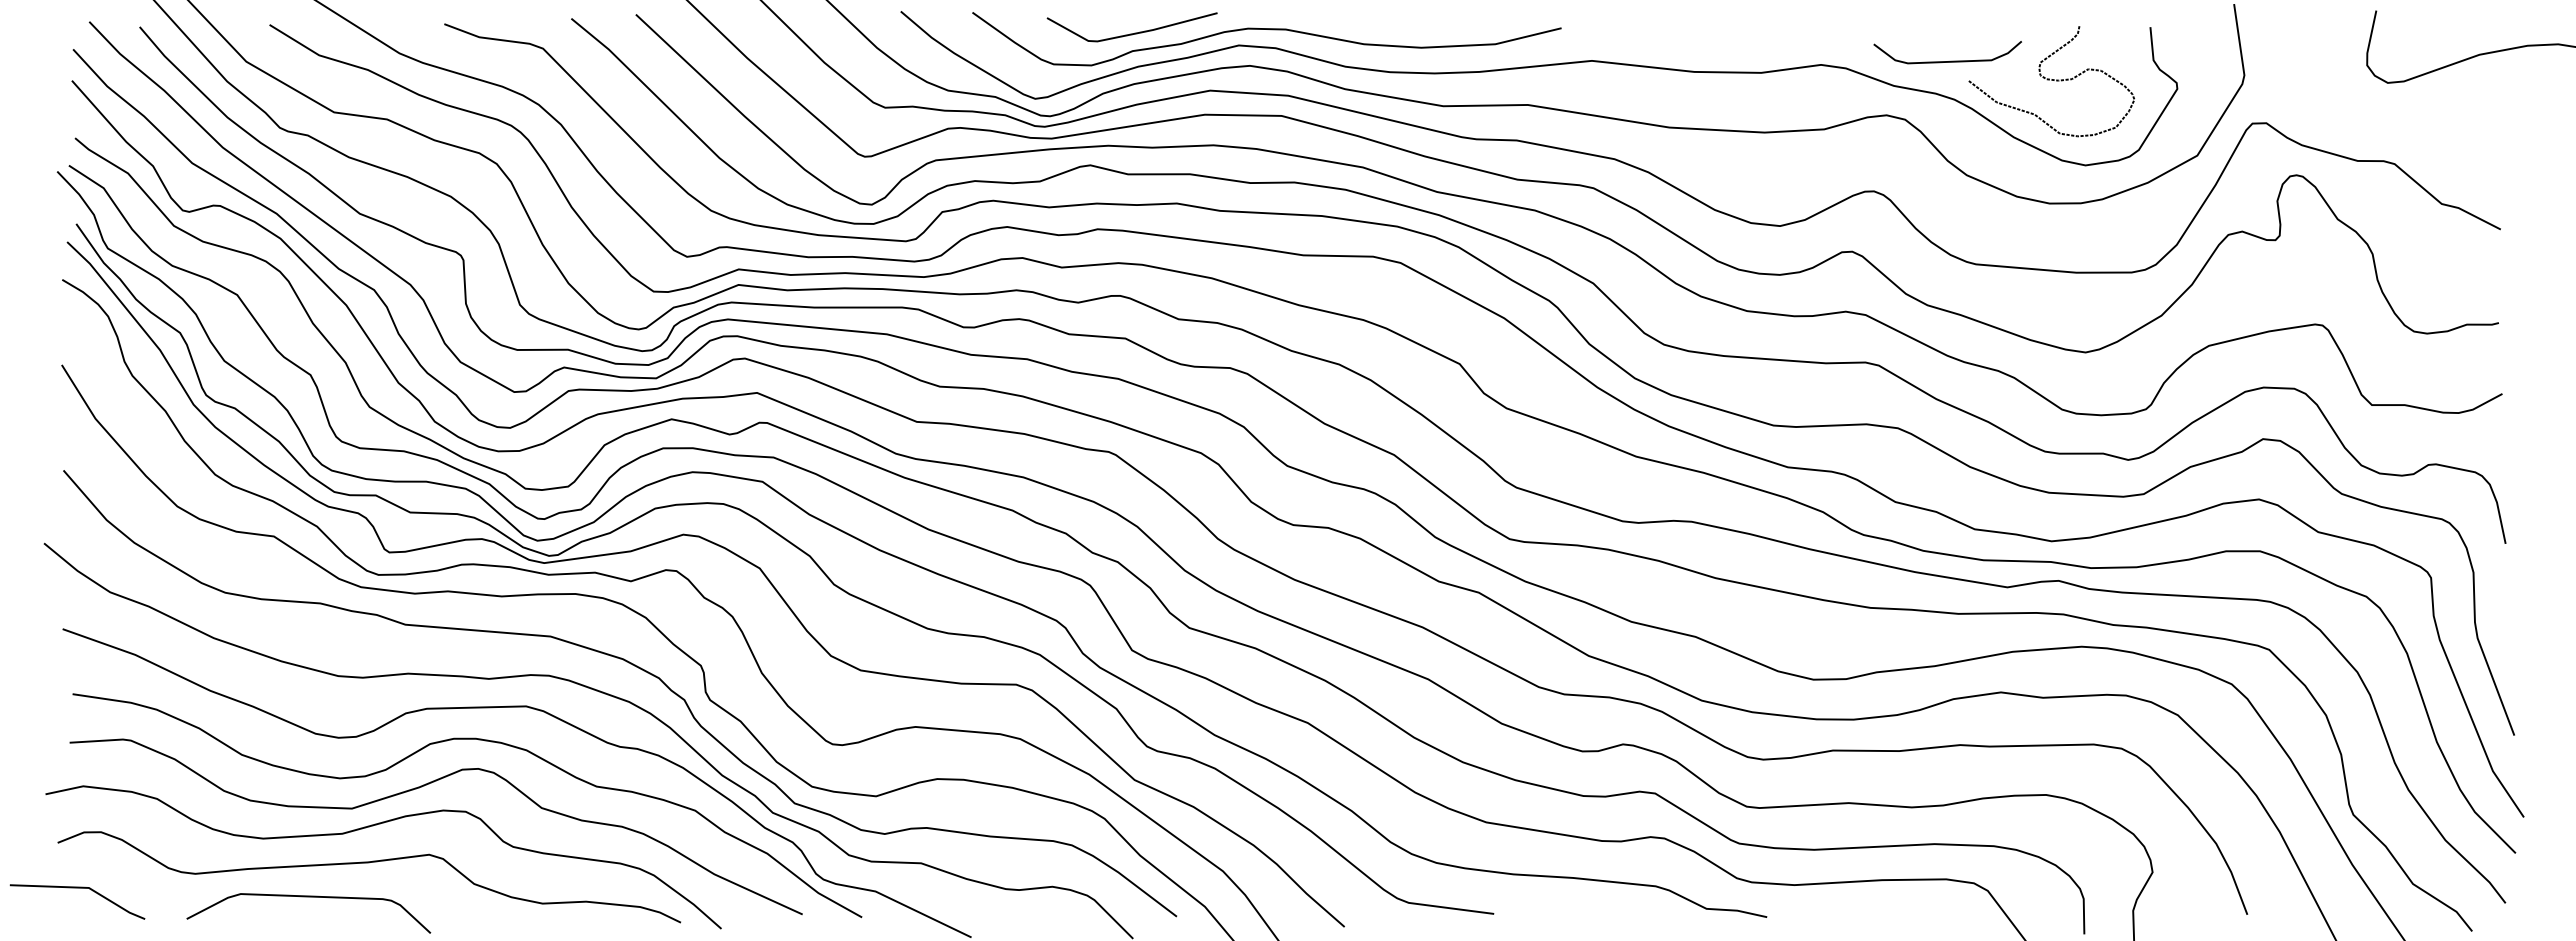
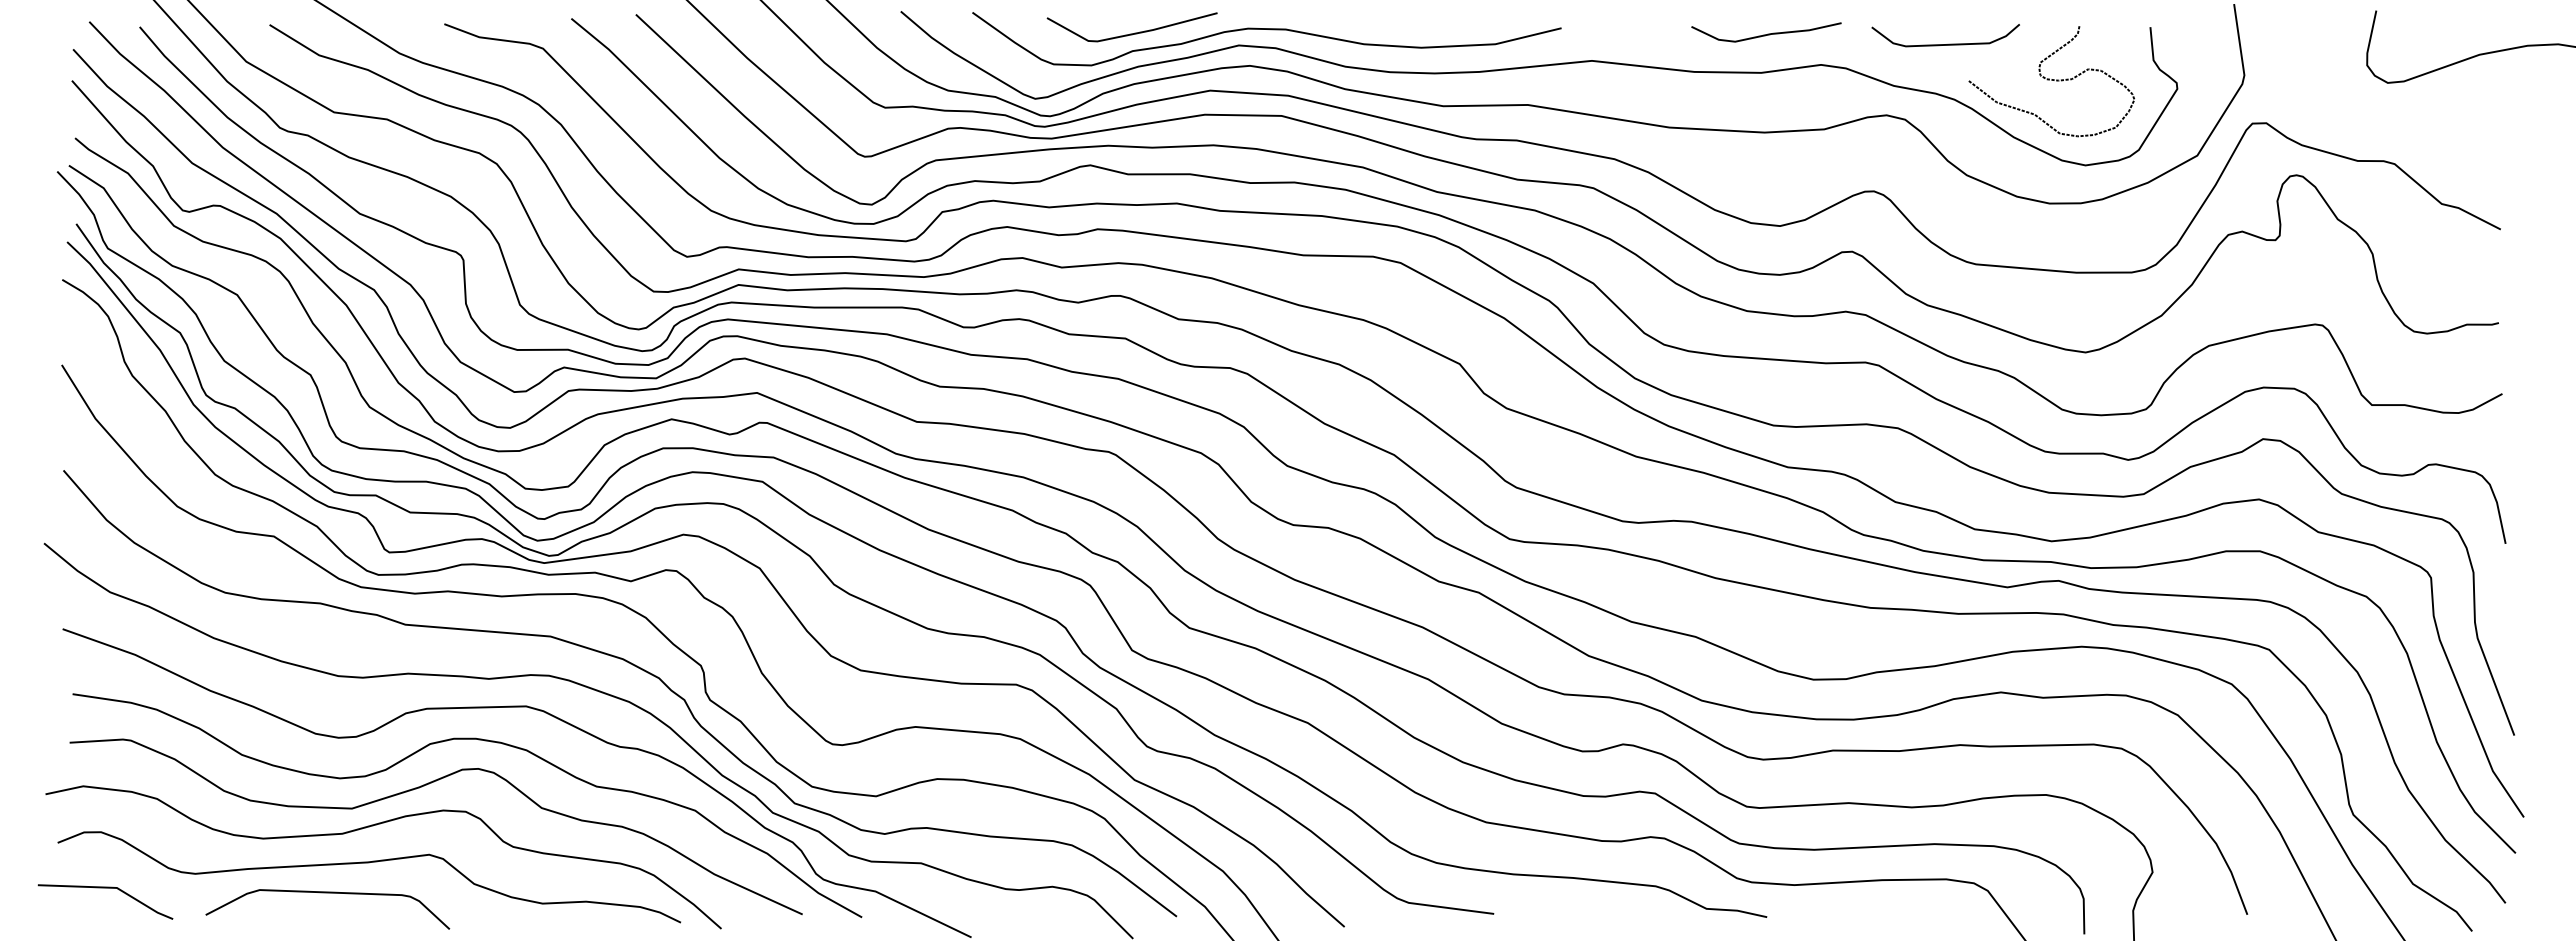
curve: none -> present (1767, 33)
curve position: (1950, 60) -> (1948, 43) (1948, 43)
line position: (77, 888) -> (105, 888) (105, 888)
curve position: (308, 897) -> (327, 893) (327, 893)
